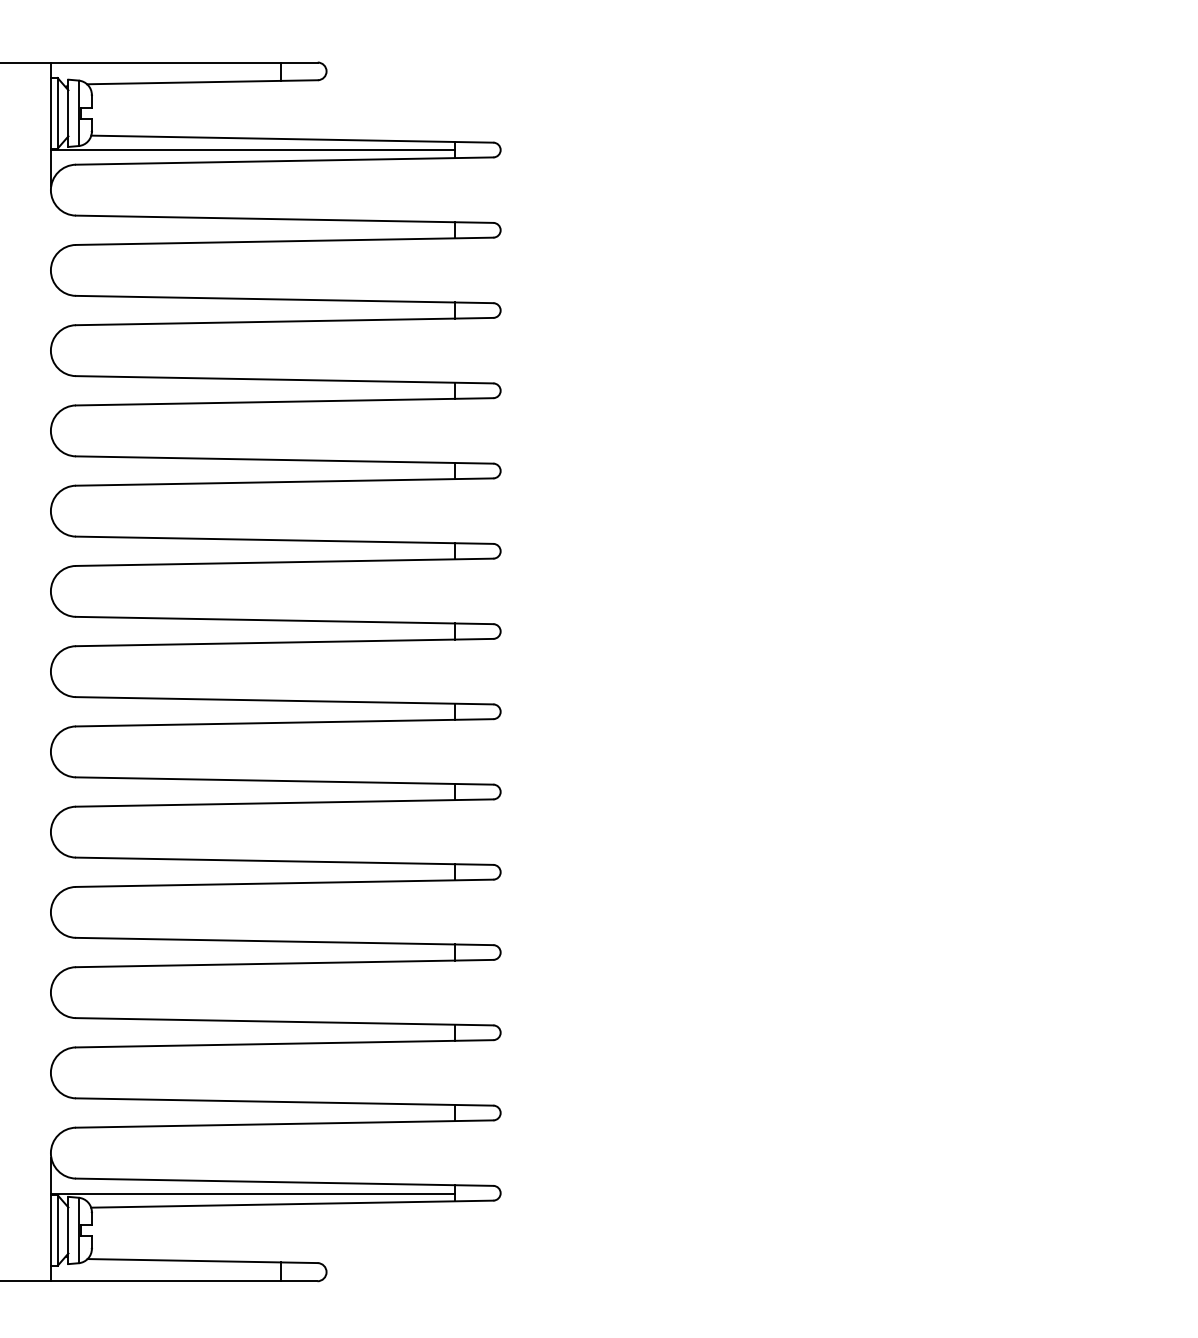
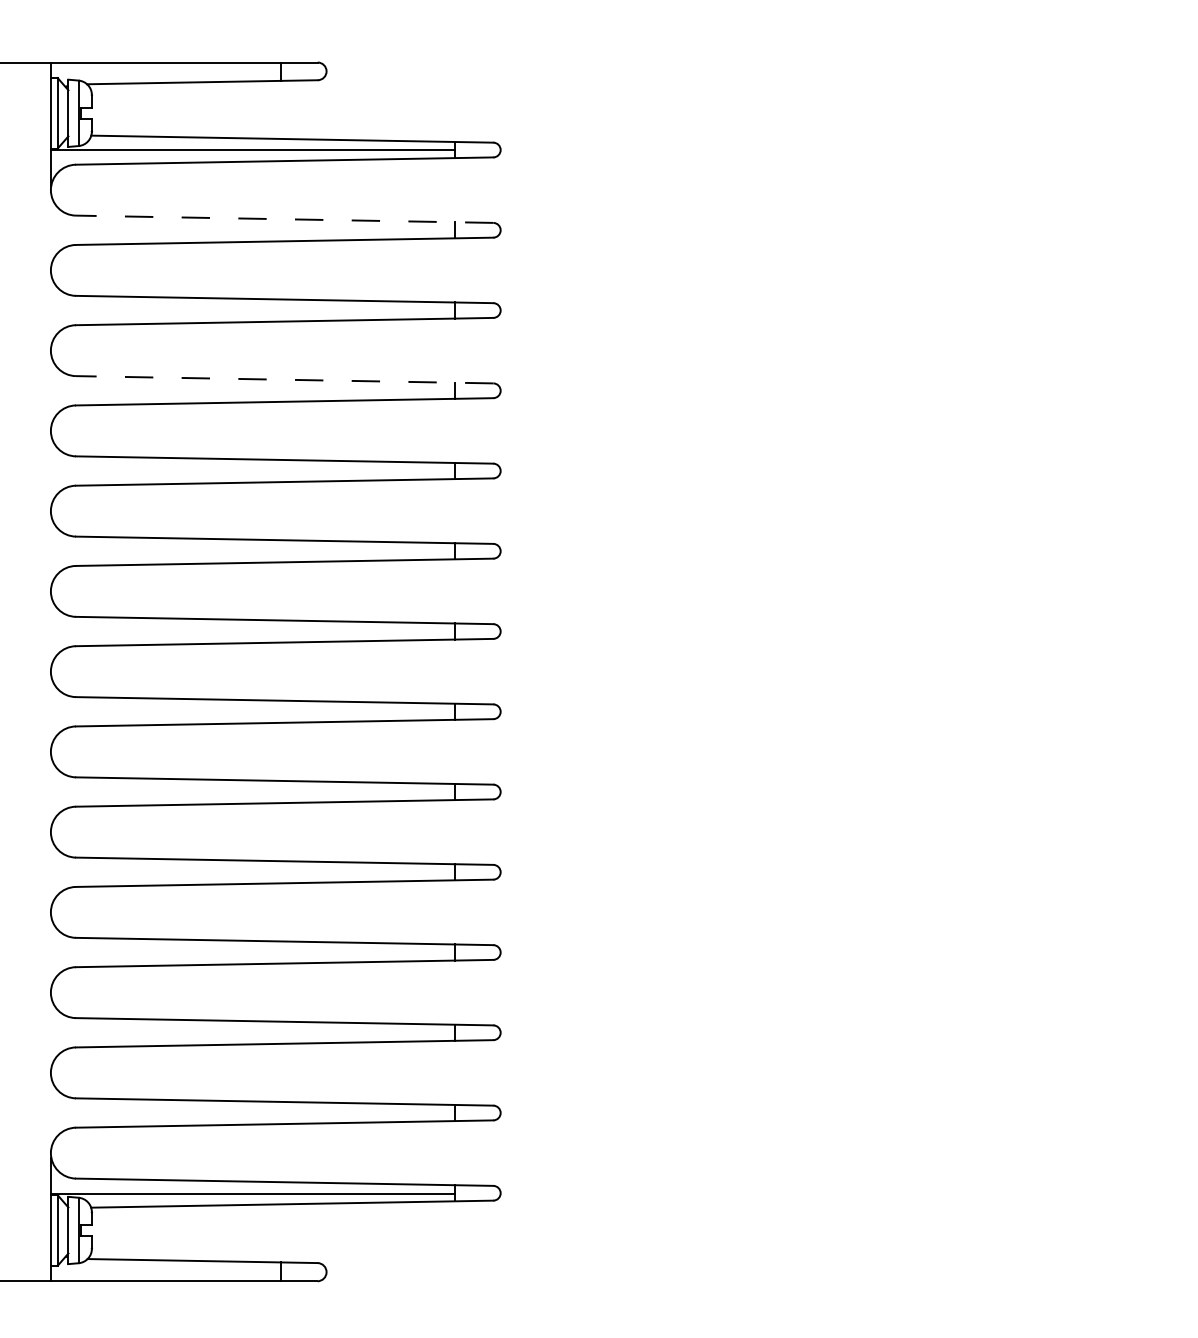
line: solid -> dashed (284, 219)
line: solid -> dashed (284, 379)
